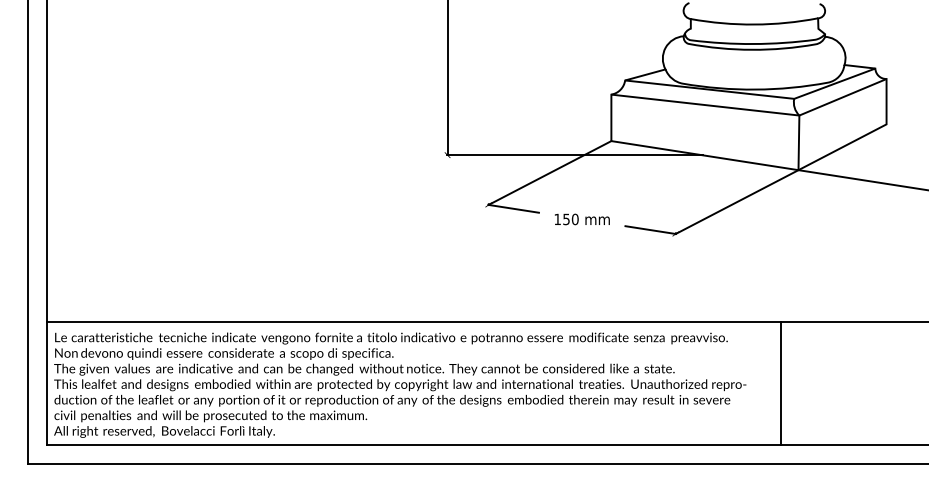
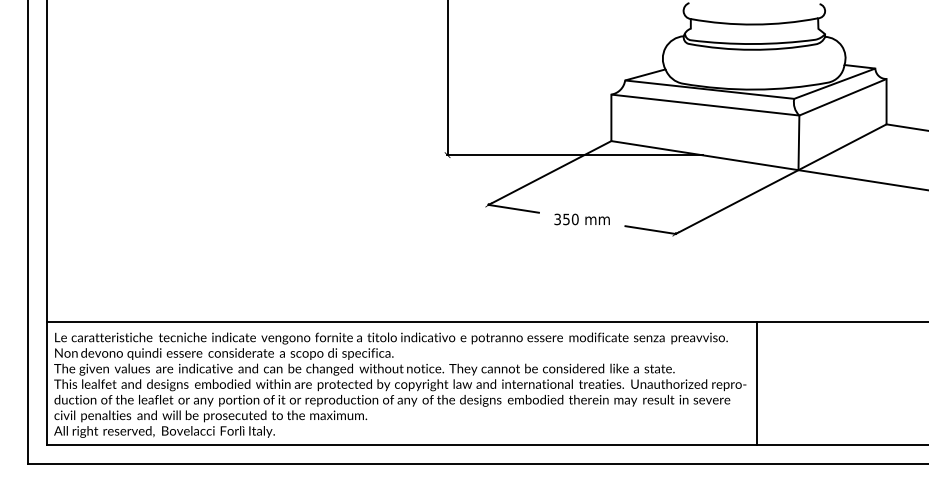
line: none -> present (905, 127)
text: 150 -> 350 (557, 219)
line position: (780, 383) -> (756, 383) (756, 383)
